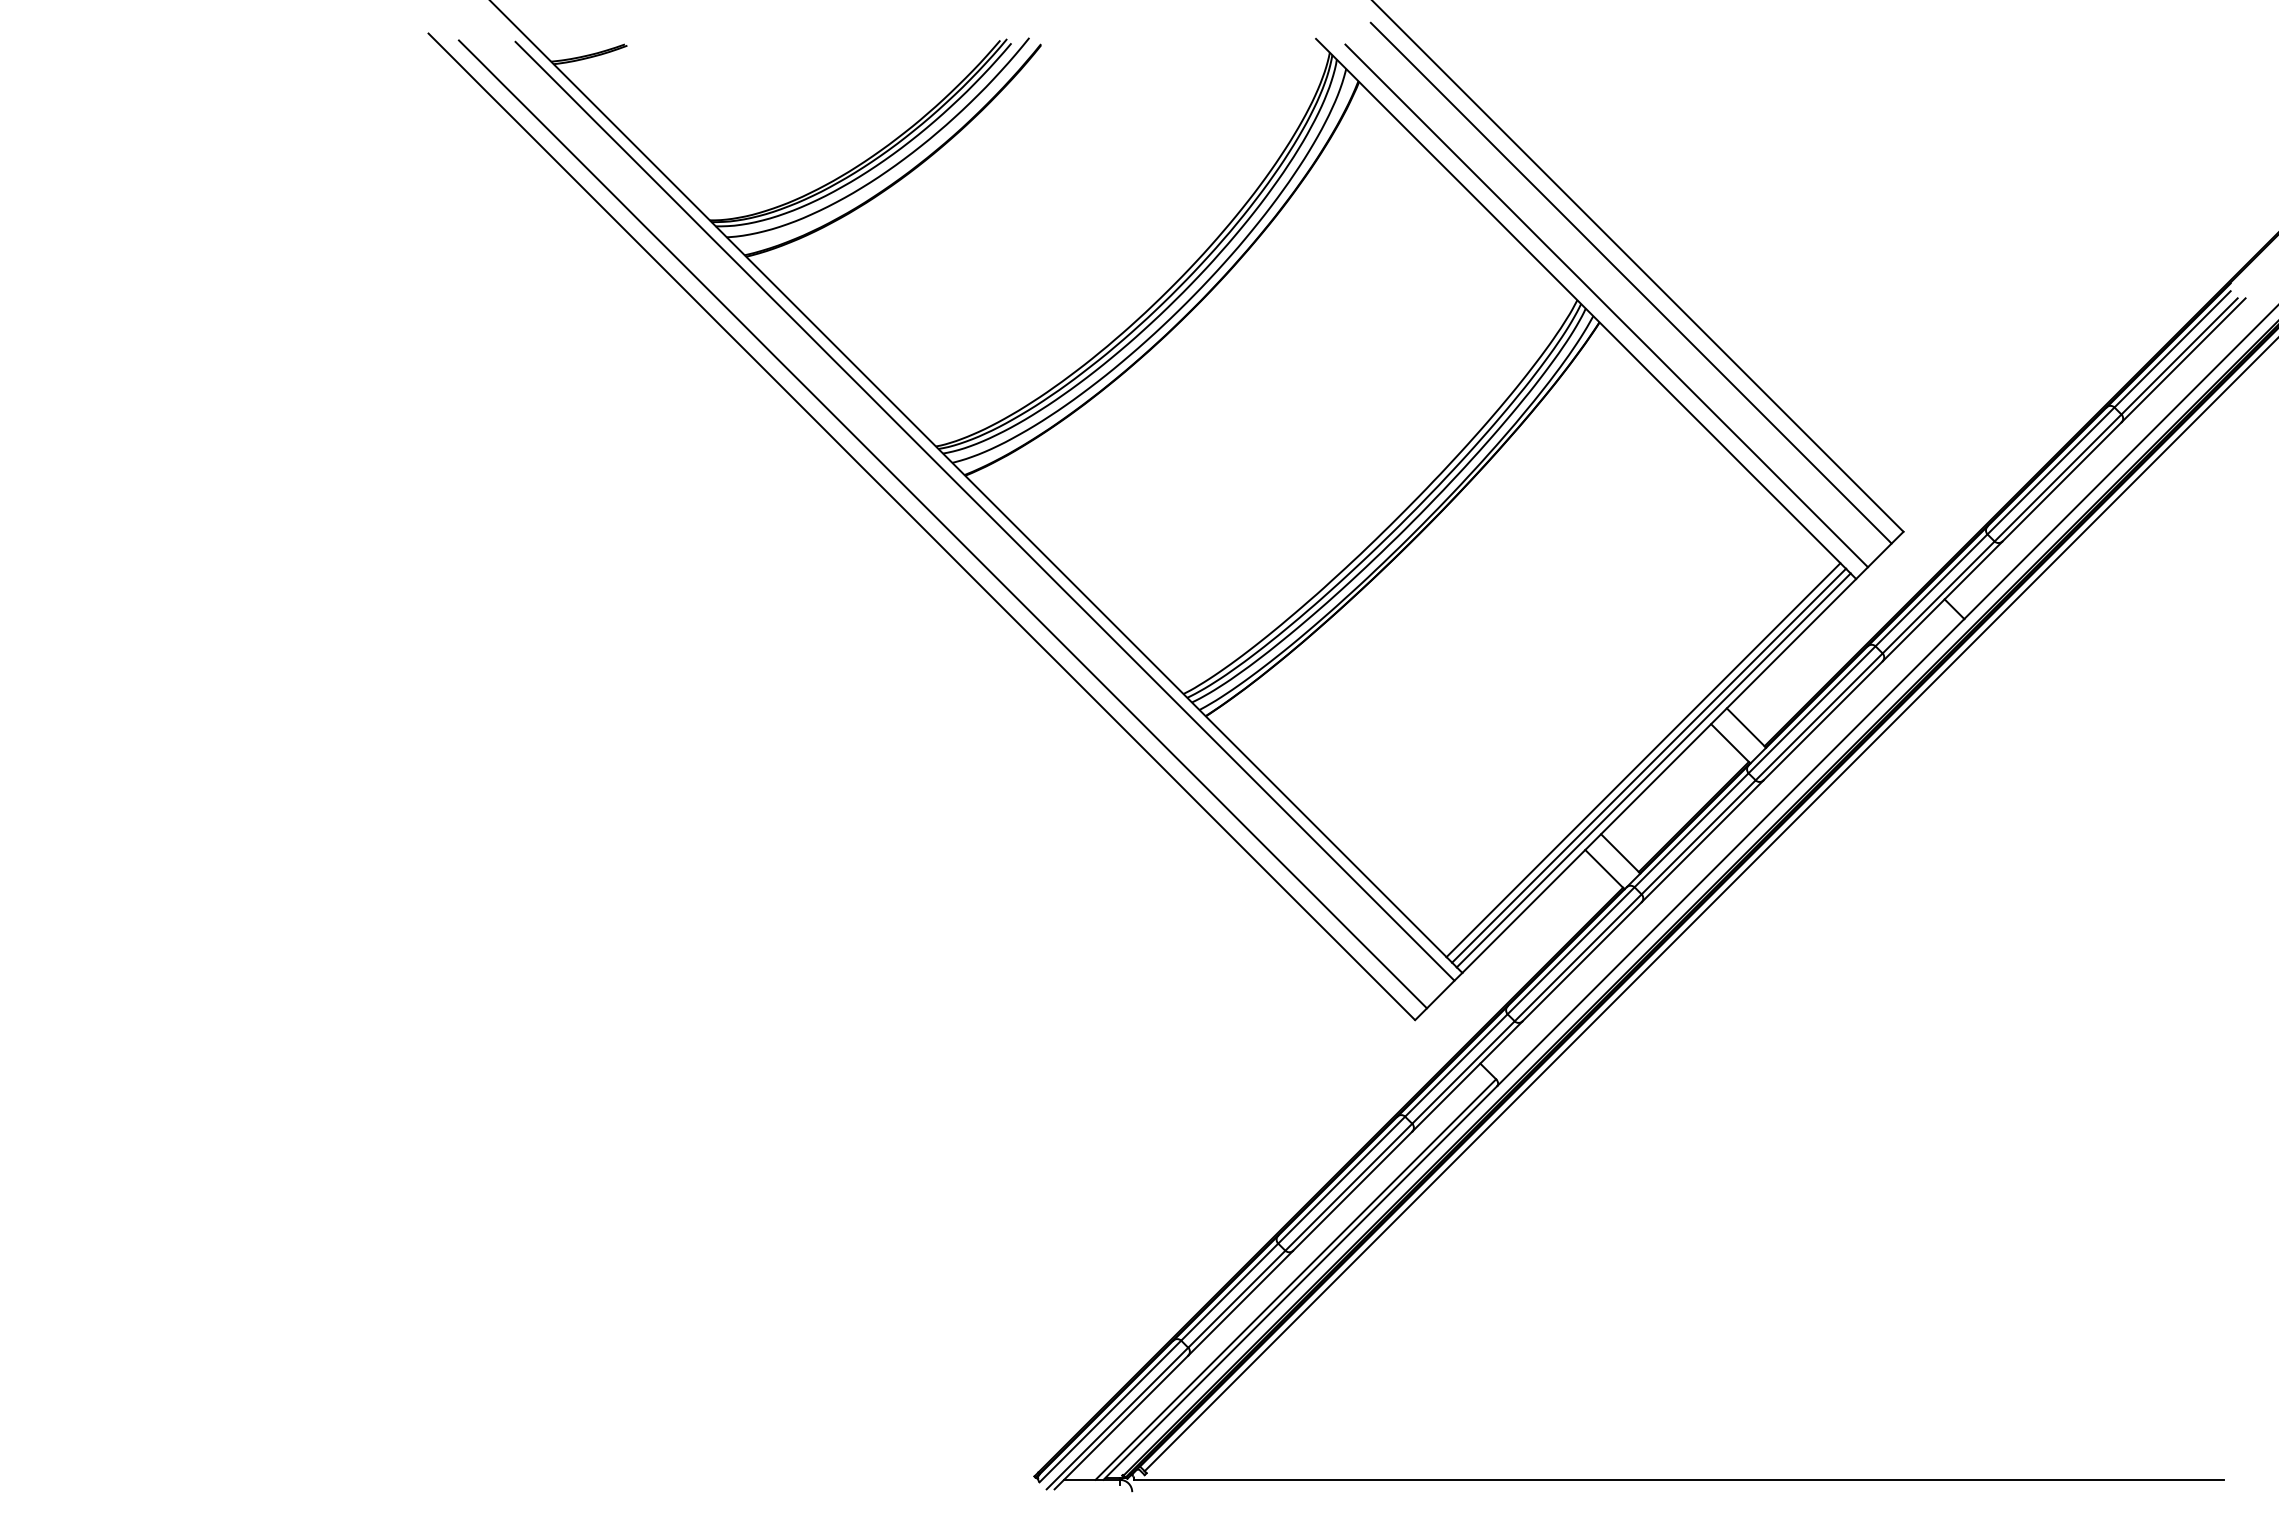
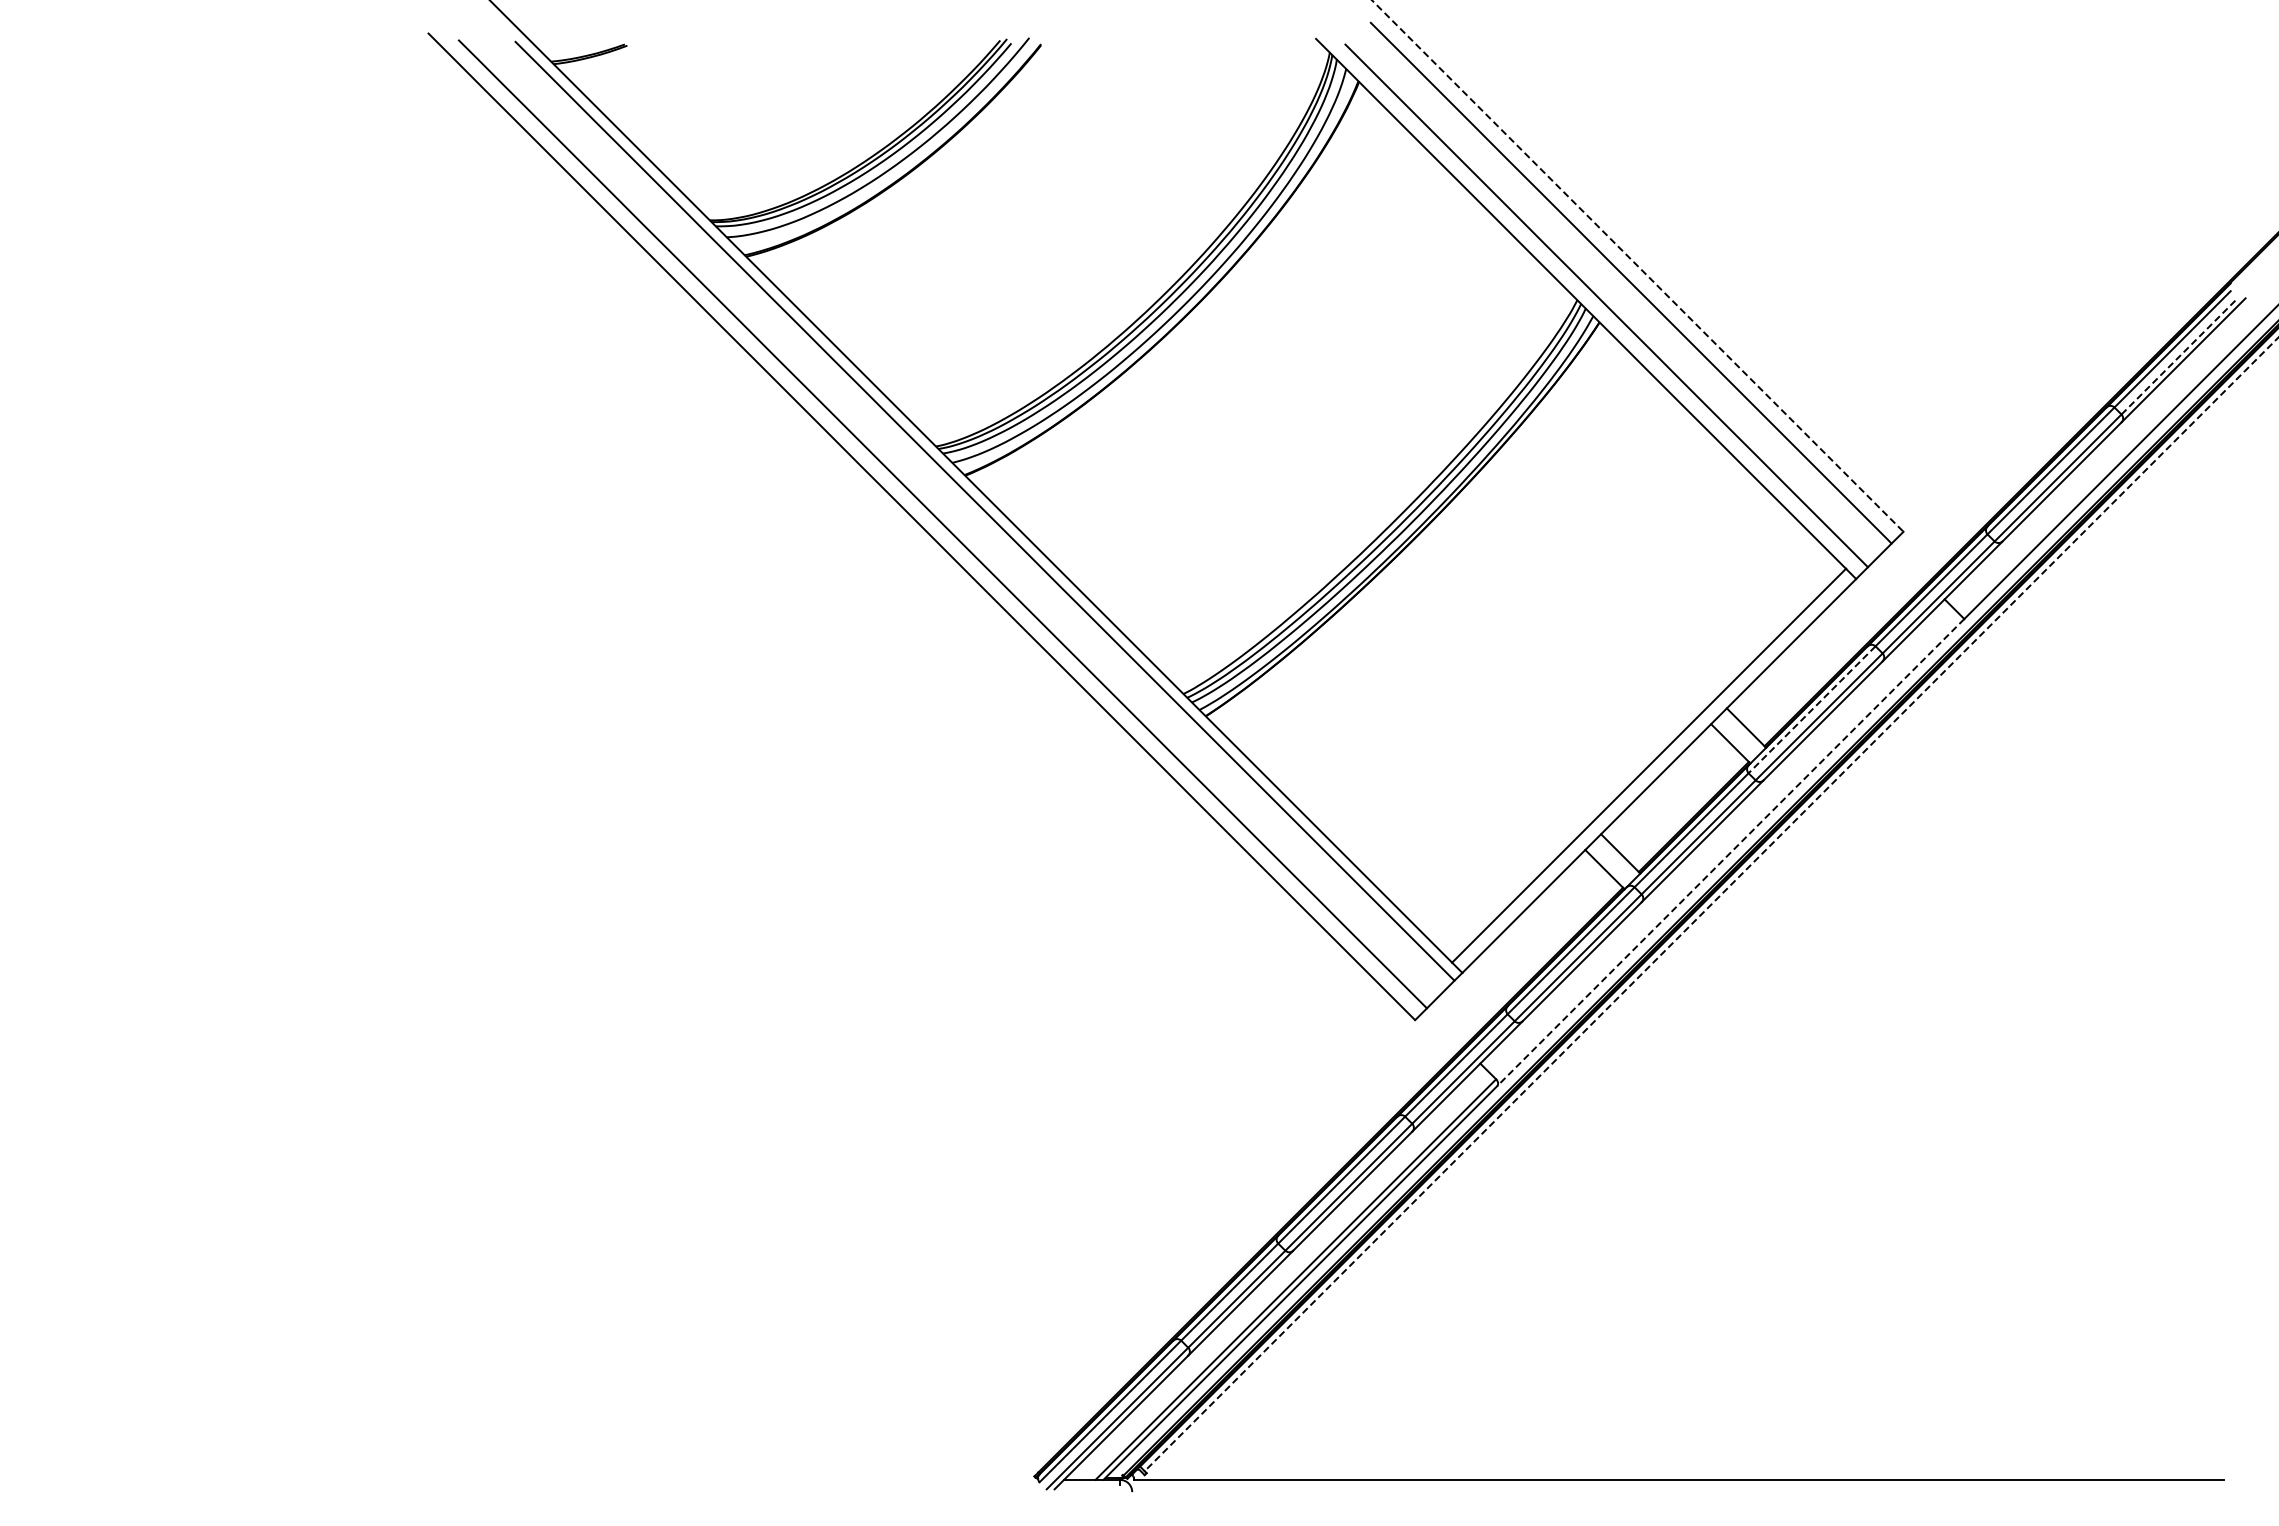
line: solid -> dashed (1637, 265)
line: solid -> dashed (2179, 356)
line: solid -> dashed (1812, 709)
line: present -> none (1643, 760)
line: present -> none (1653, 770)
line: solid -> dashed (1730, 852)
line: solid -> dashed (1711, 904)
